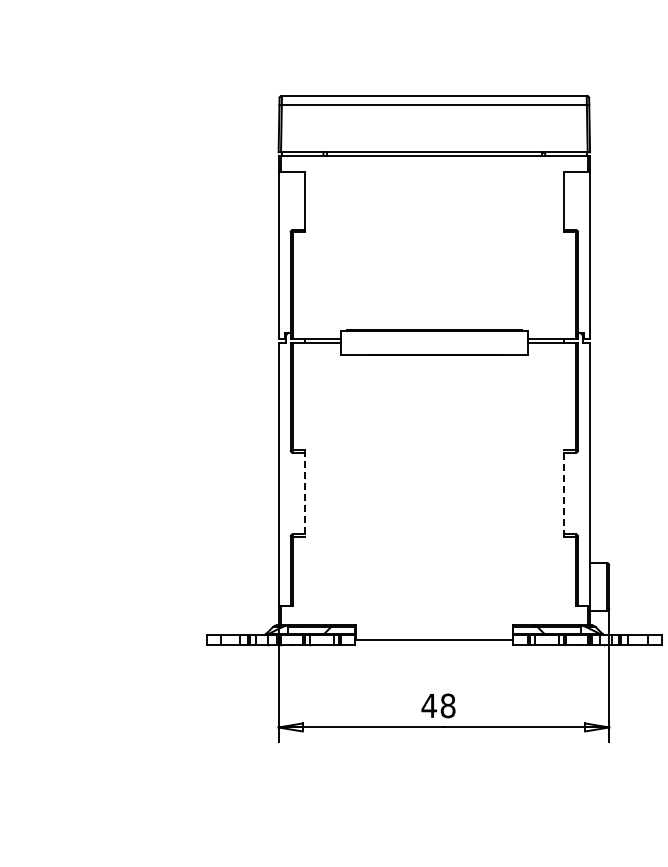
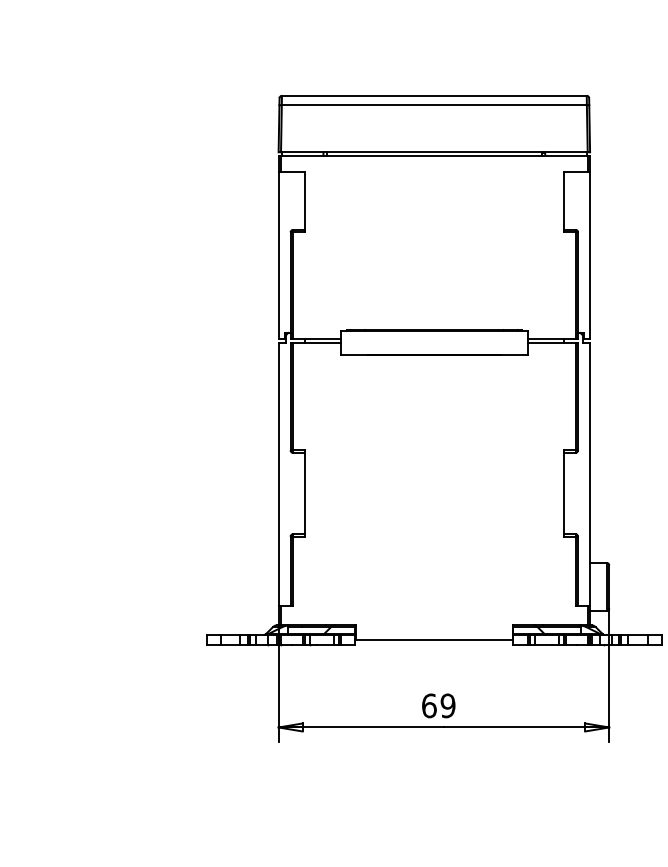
line: dashed -> solid (563, 493)
line: dashed -> solid (304, 494)
text: 48 -> 69 (438, 705)
